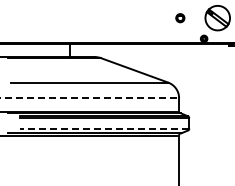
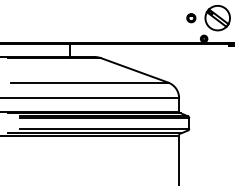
part position: (180, 18) -> (191, 18) (191, 18)
line: dashed -> solid (88, 98)
line: dashed -> solid (104, 128)
